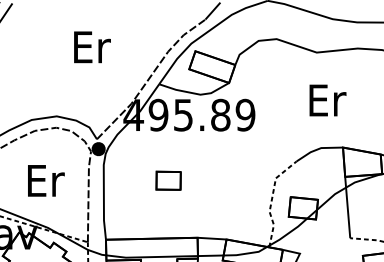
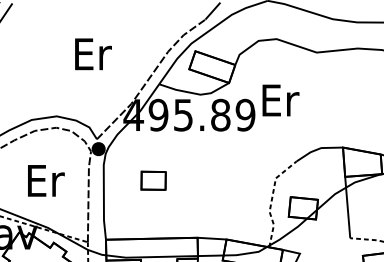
text position: (92, 47) -> (93, 54) (93, 54)
text position: (327, 100) -> (280, 100) (280, 100)
part position: (168, 180) -> (153, 180) (153, 180)
